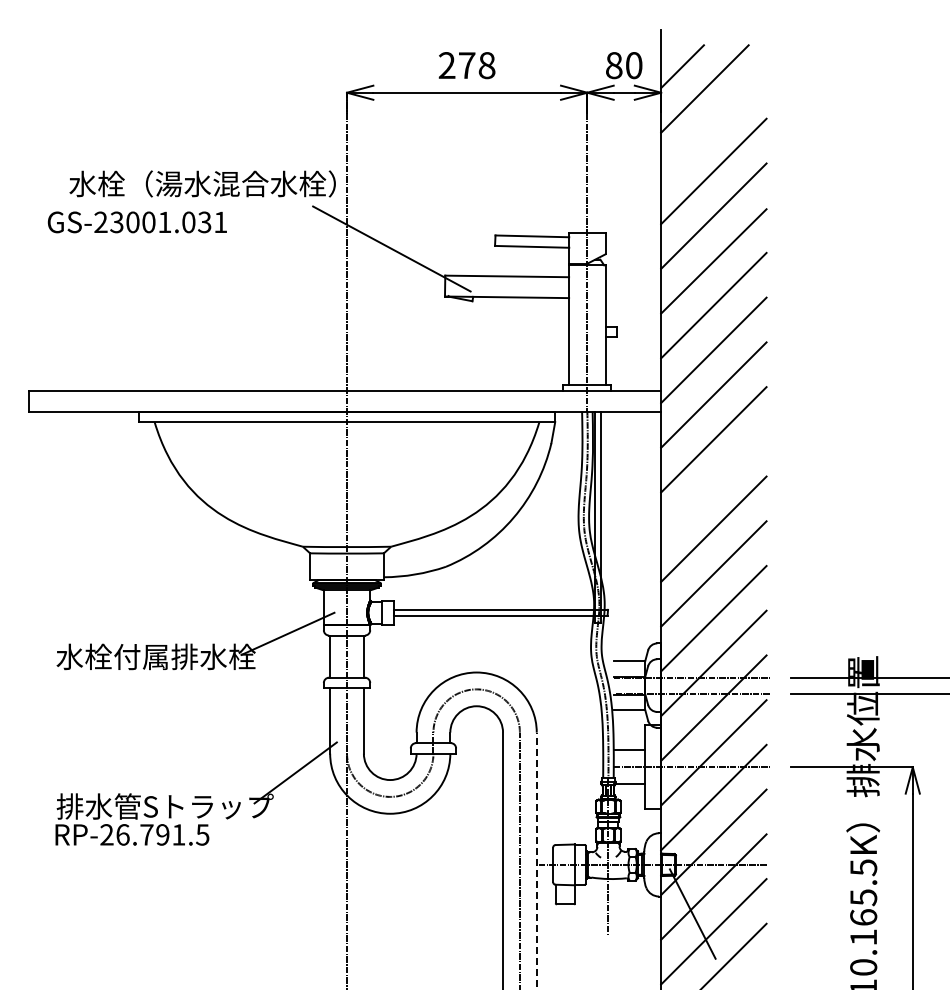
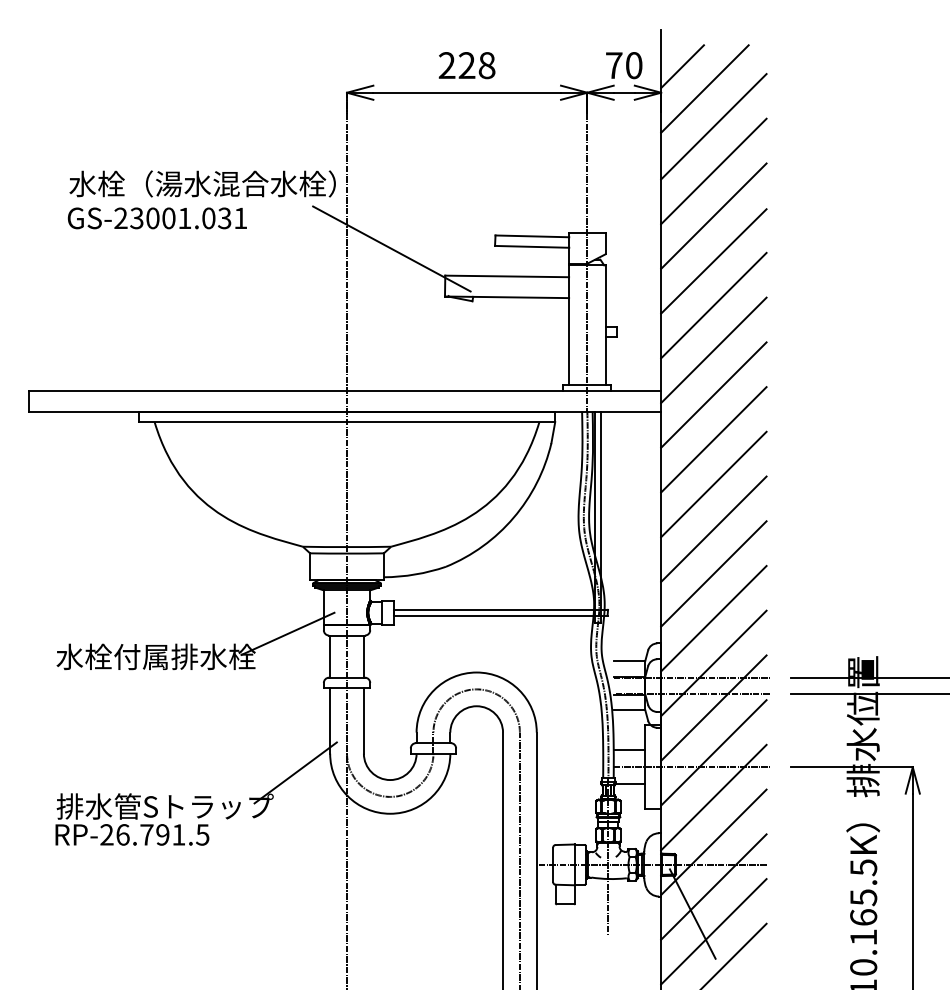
text: 278 -> 228 (466, 65)
text: 80 -> 70 (614, 65)
line: none -> present (713, 126)
text position: (136, 222) -> (156, 218) (156, 218)
line: none -> present (713, 484)
line: dashed -> solid (536, 860)
